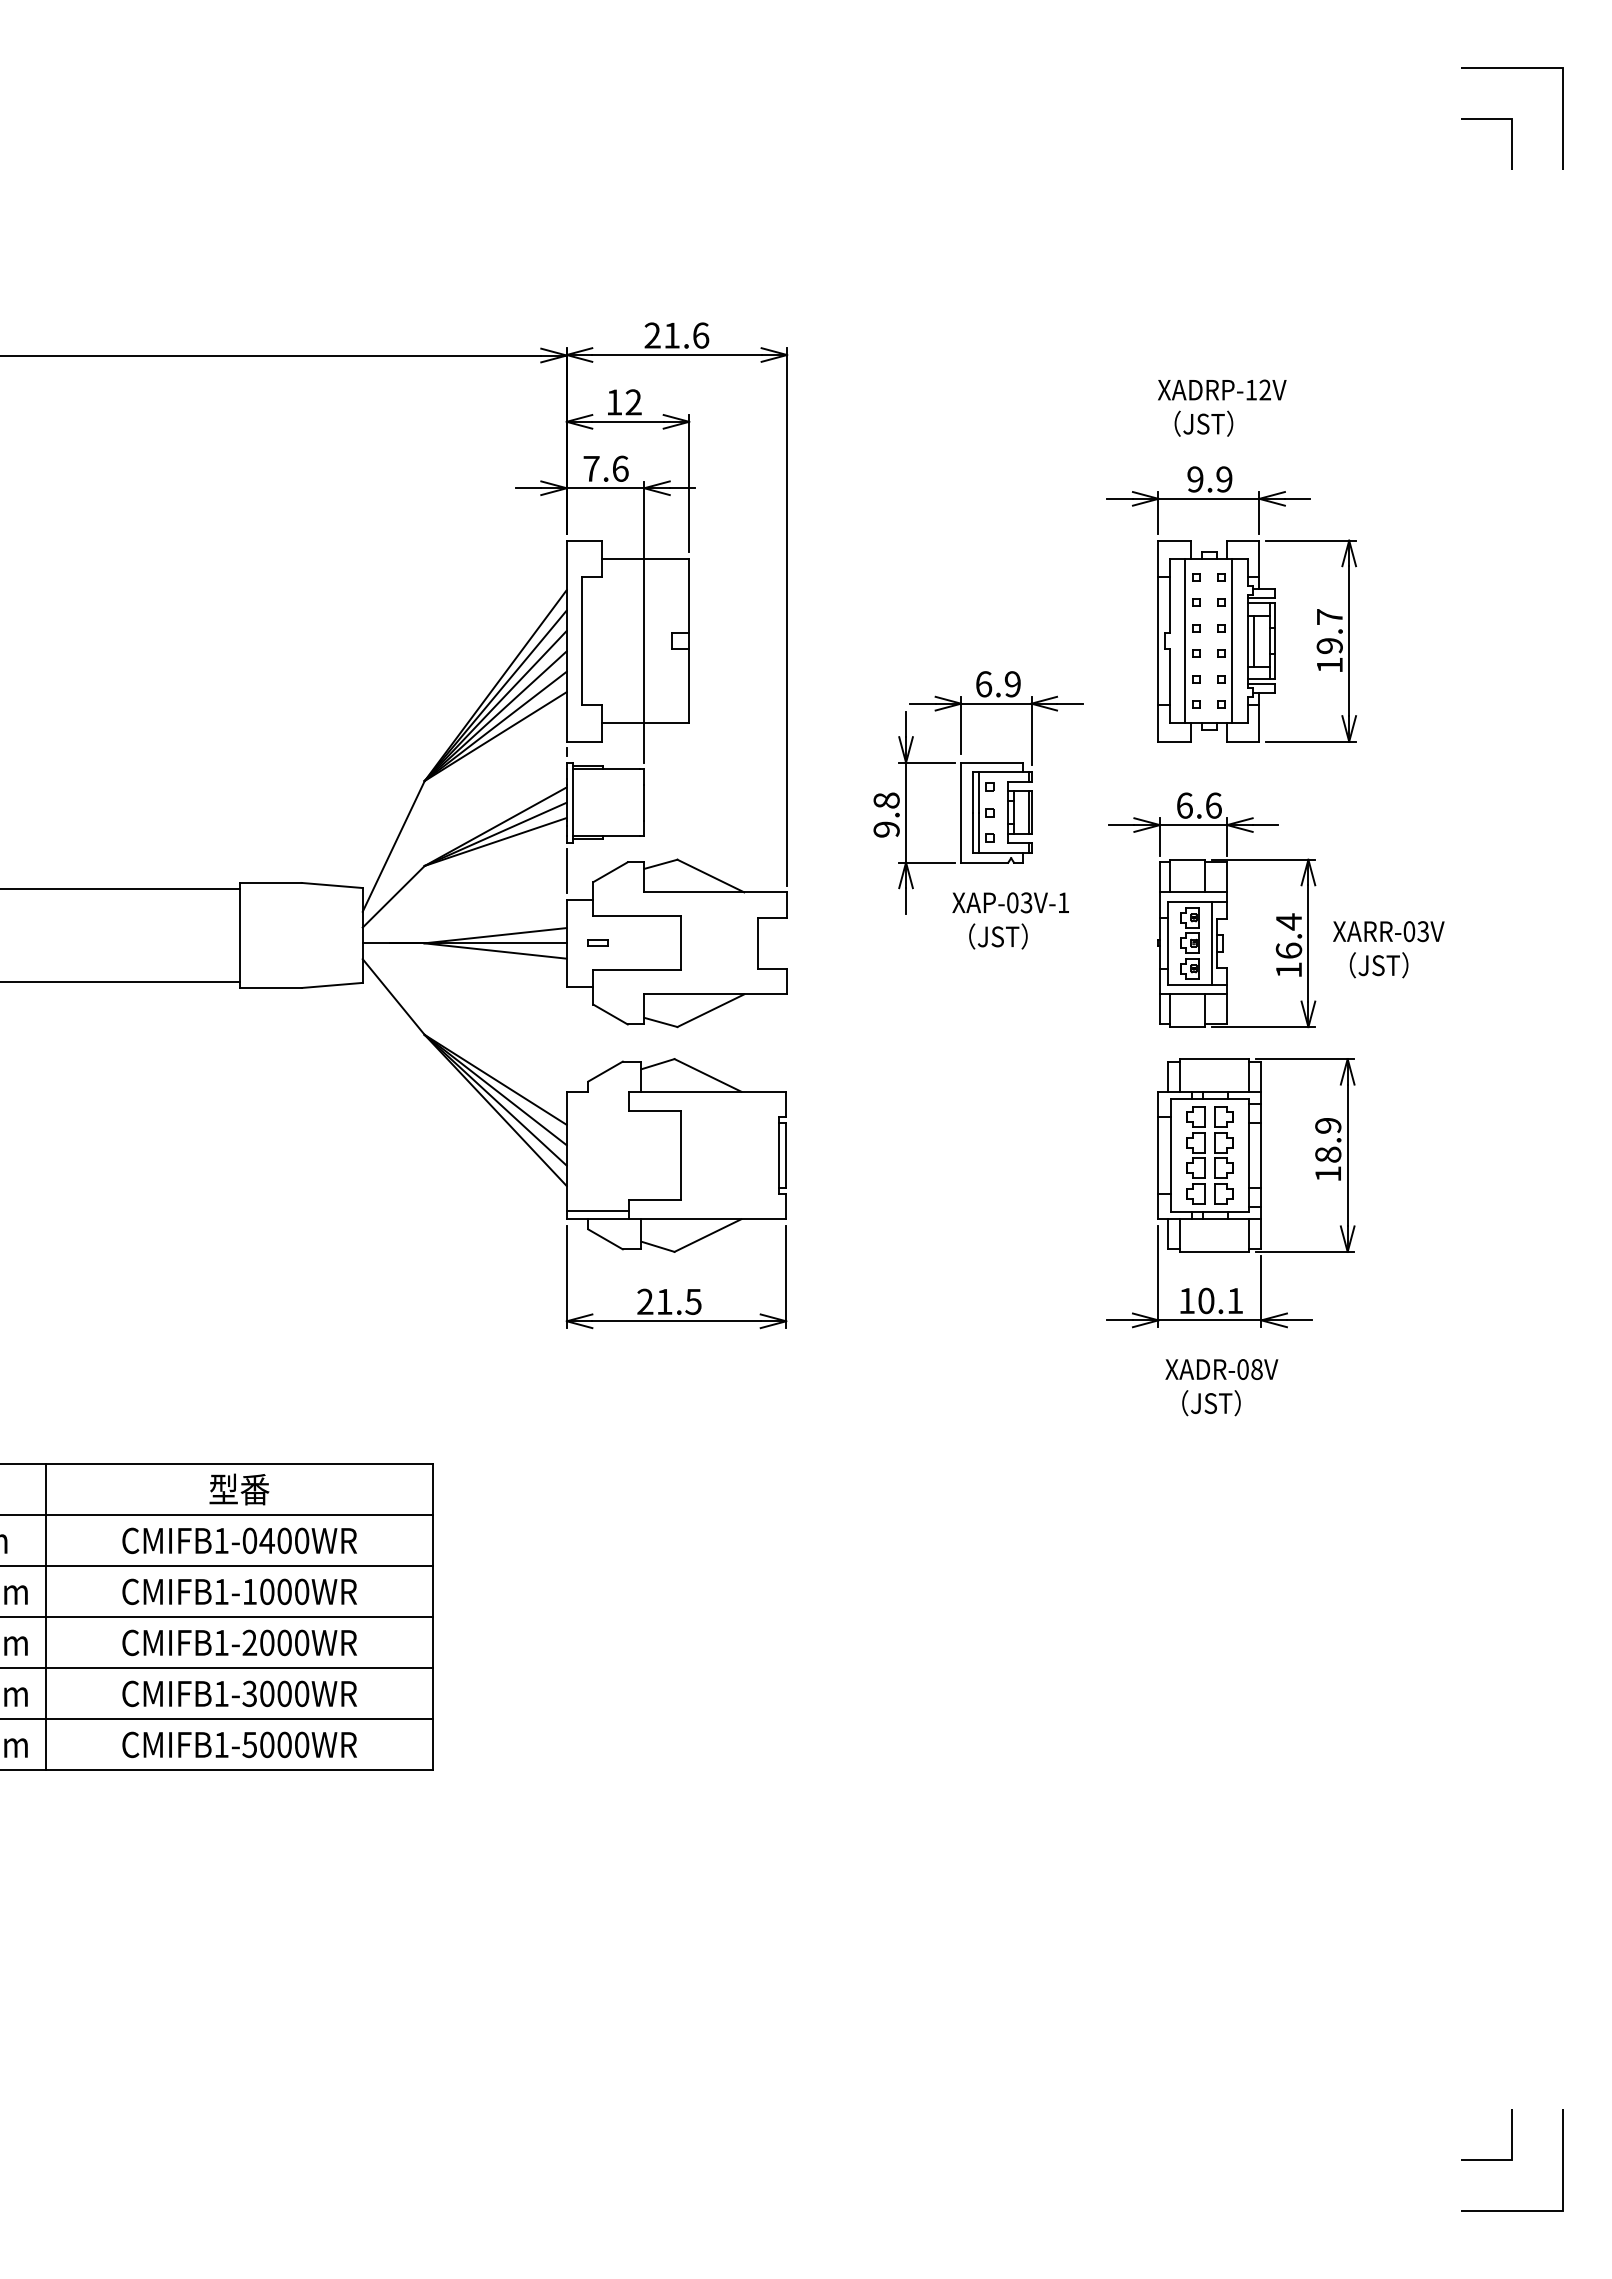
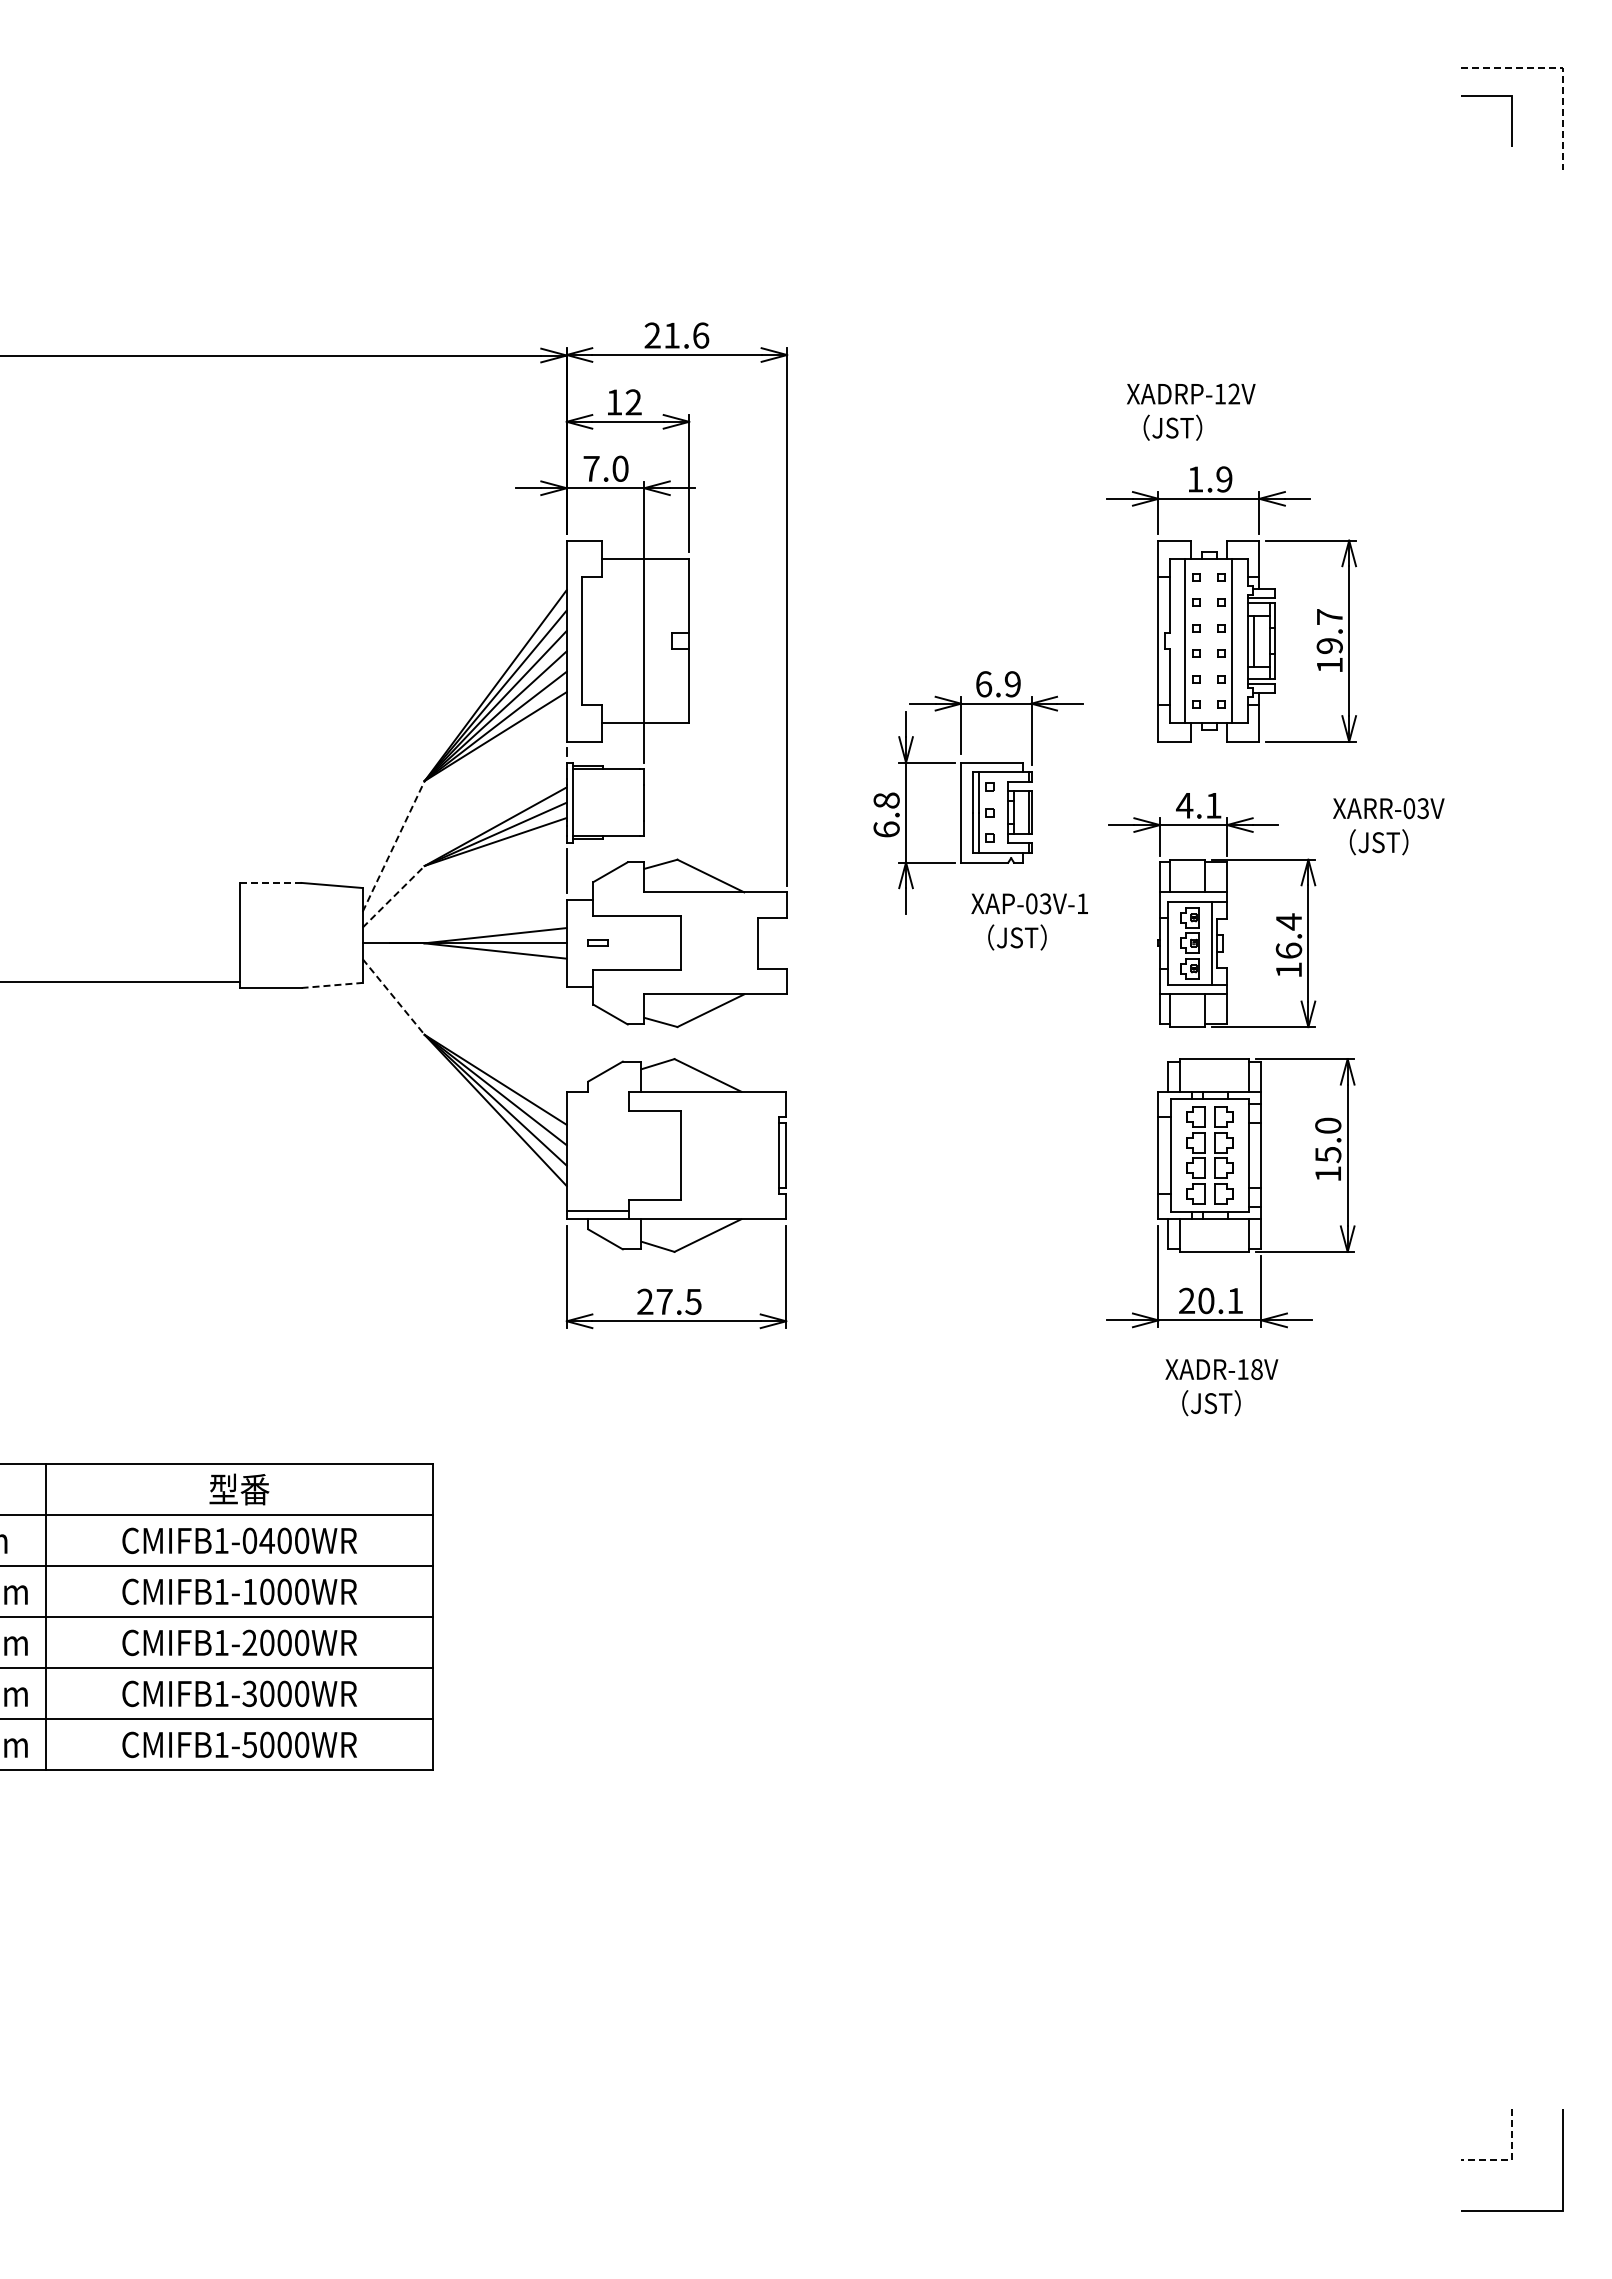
line: solid -> dashed (1563, 68)
line position: (1486, 119) -> (1486, 96) (1486, 96)
text position: (1222, 407) -> (1191, 411) (1191, 411)
text: 7.6 -> 7.0 (620, 468)
text: 9.9 -> 1.9 (1195, 479)
text: 6.6 -> 4.1 (1198, 805)
text: 9.8 -> 6.8 (886, 829)
line: solid -> dashed (393, 845)
line: solid -> dashed (270, 882)
line: present -> none (121, 888)
line: solid -> dashed (393, 896)
text position: (1010, 920) -> (1029, 921) (1029, 921)
text position: (1388, 949) -> (1388, 826) (1388, 826)
line: solid -> dashed (332, 985)
line: solid -> dashed (393, 997)
text: 18.9 -> 15.0 (1328, 1140)
text: 10.1 -> 20.1 (1186, 1300)
text: 21.5 -> 27.5 (664, 1301)
text: XADR-08V -> XADR-18V (1242, 1369)
line: solid -> dashed (1512, 2159)
